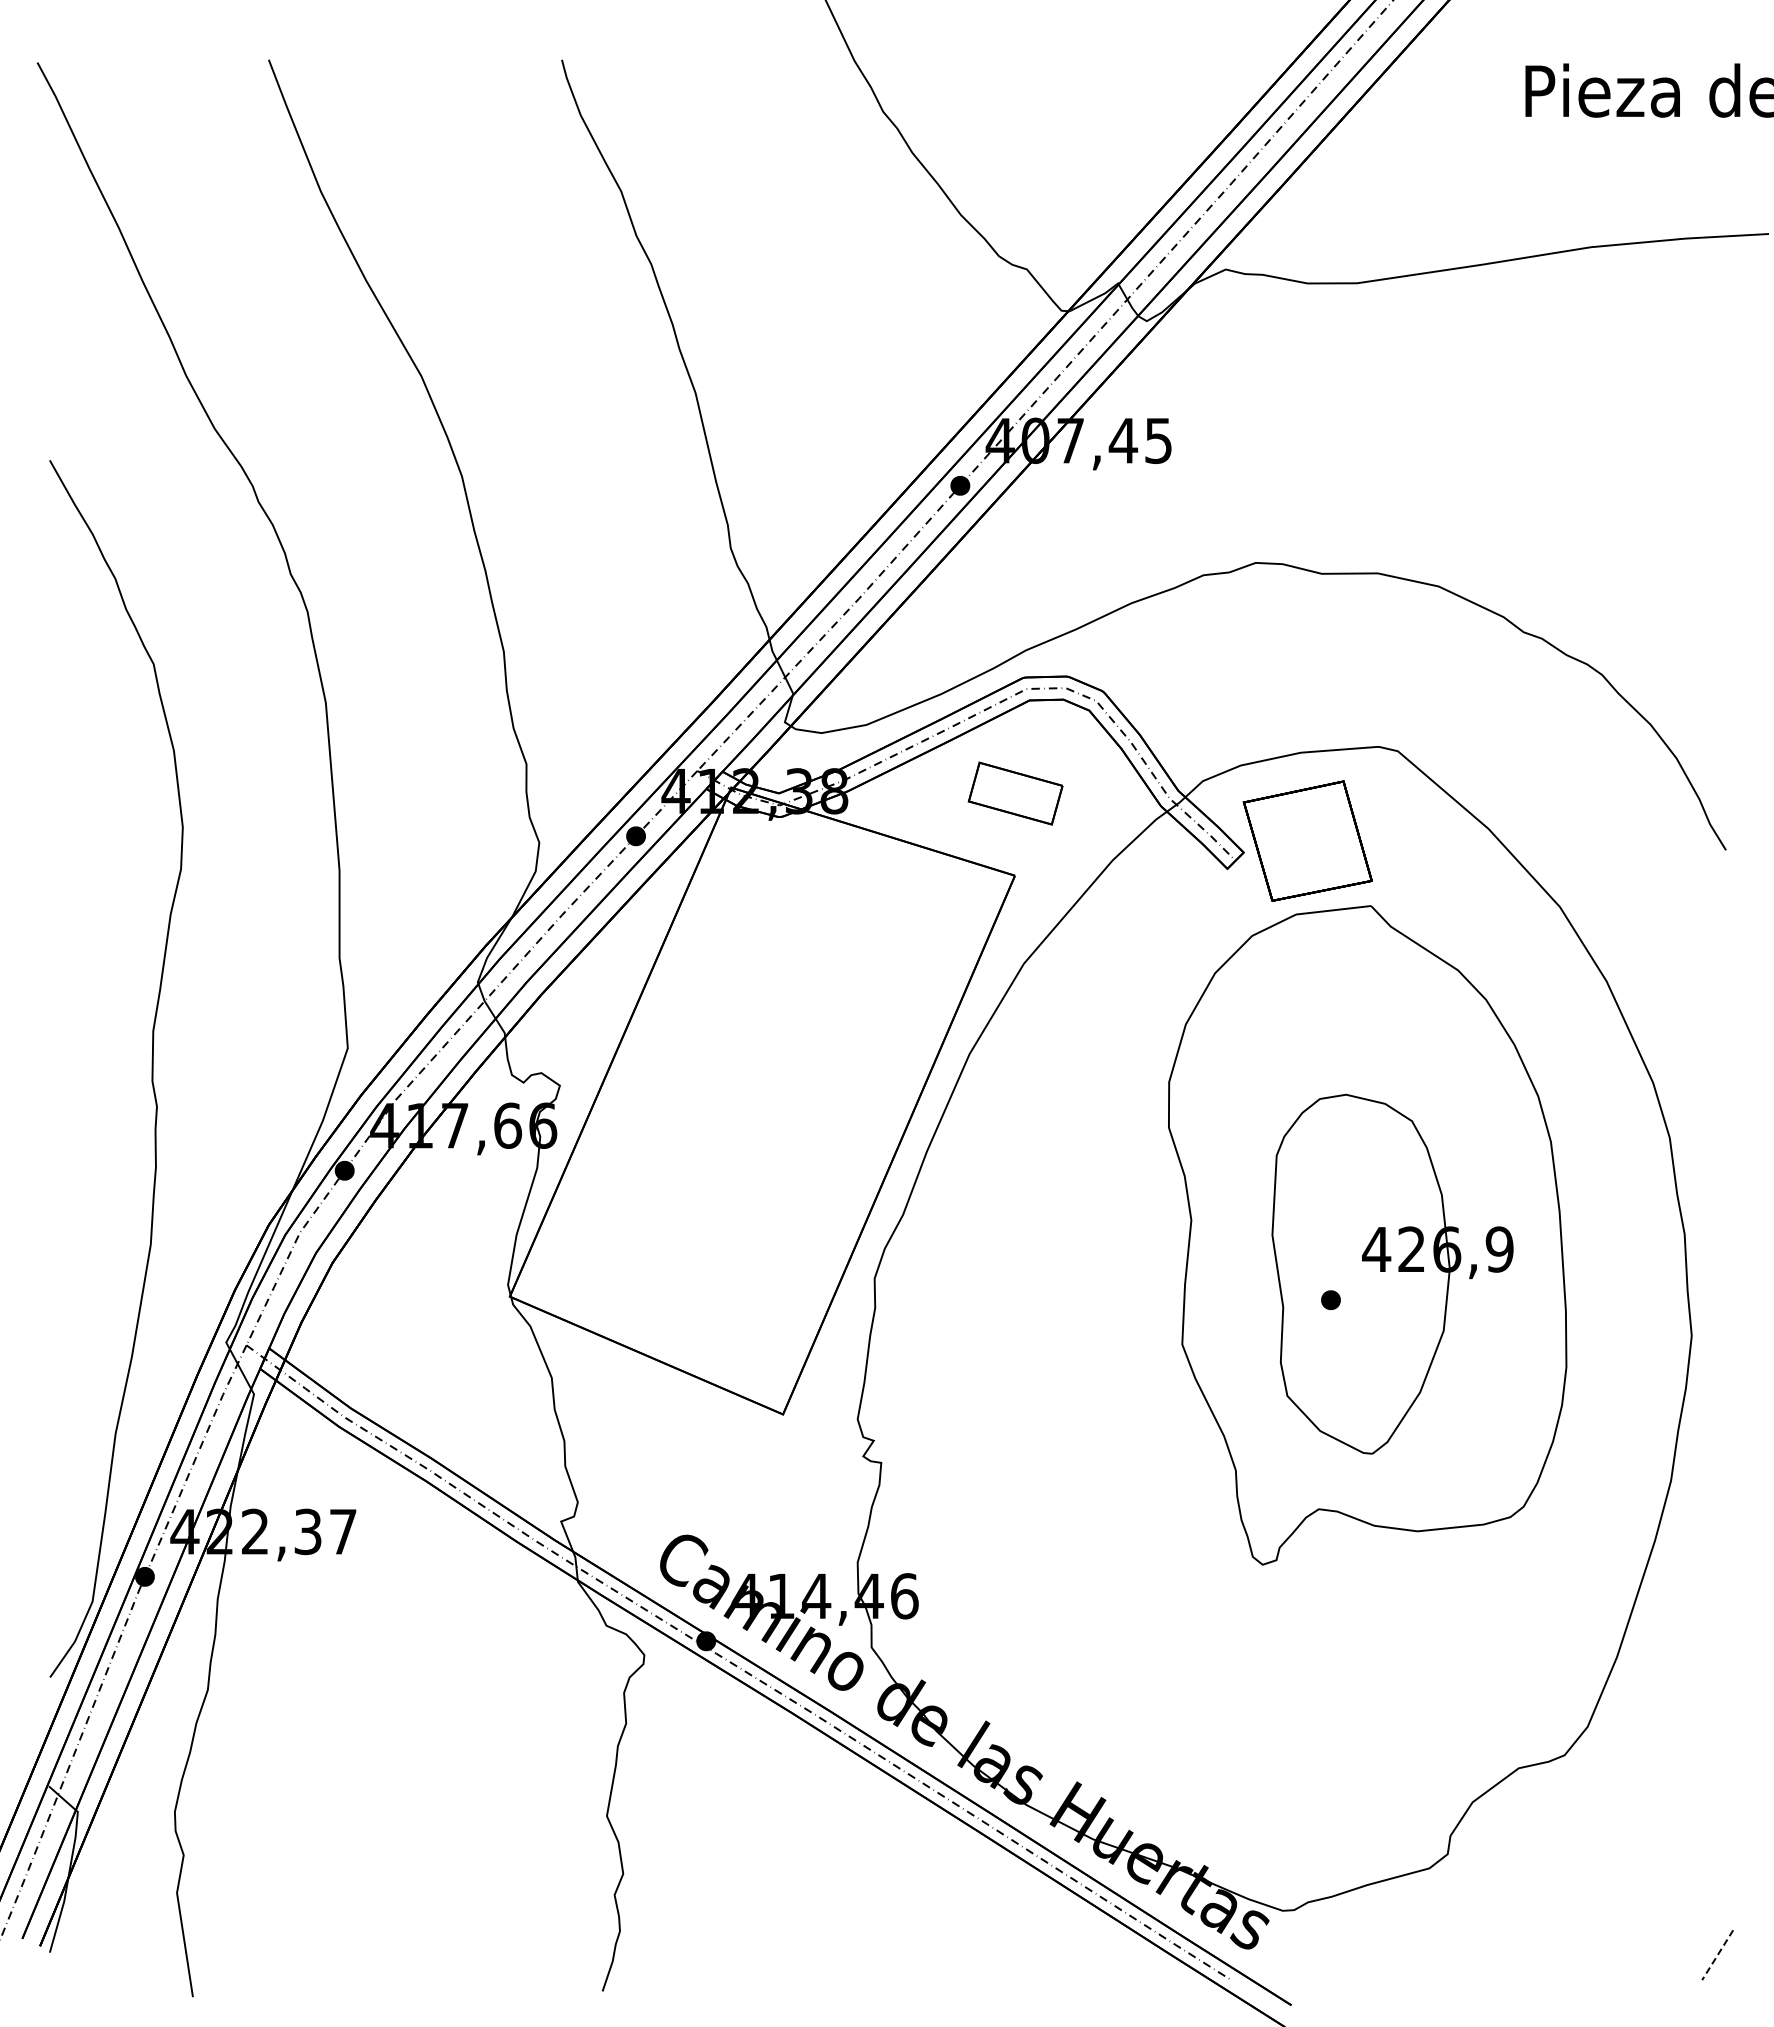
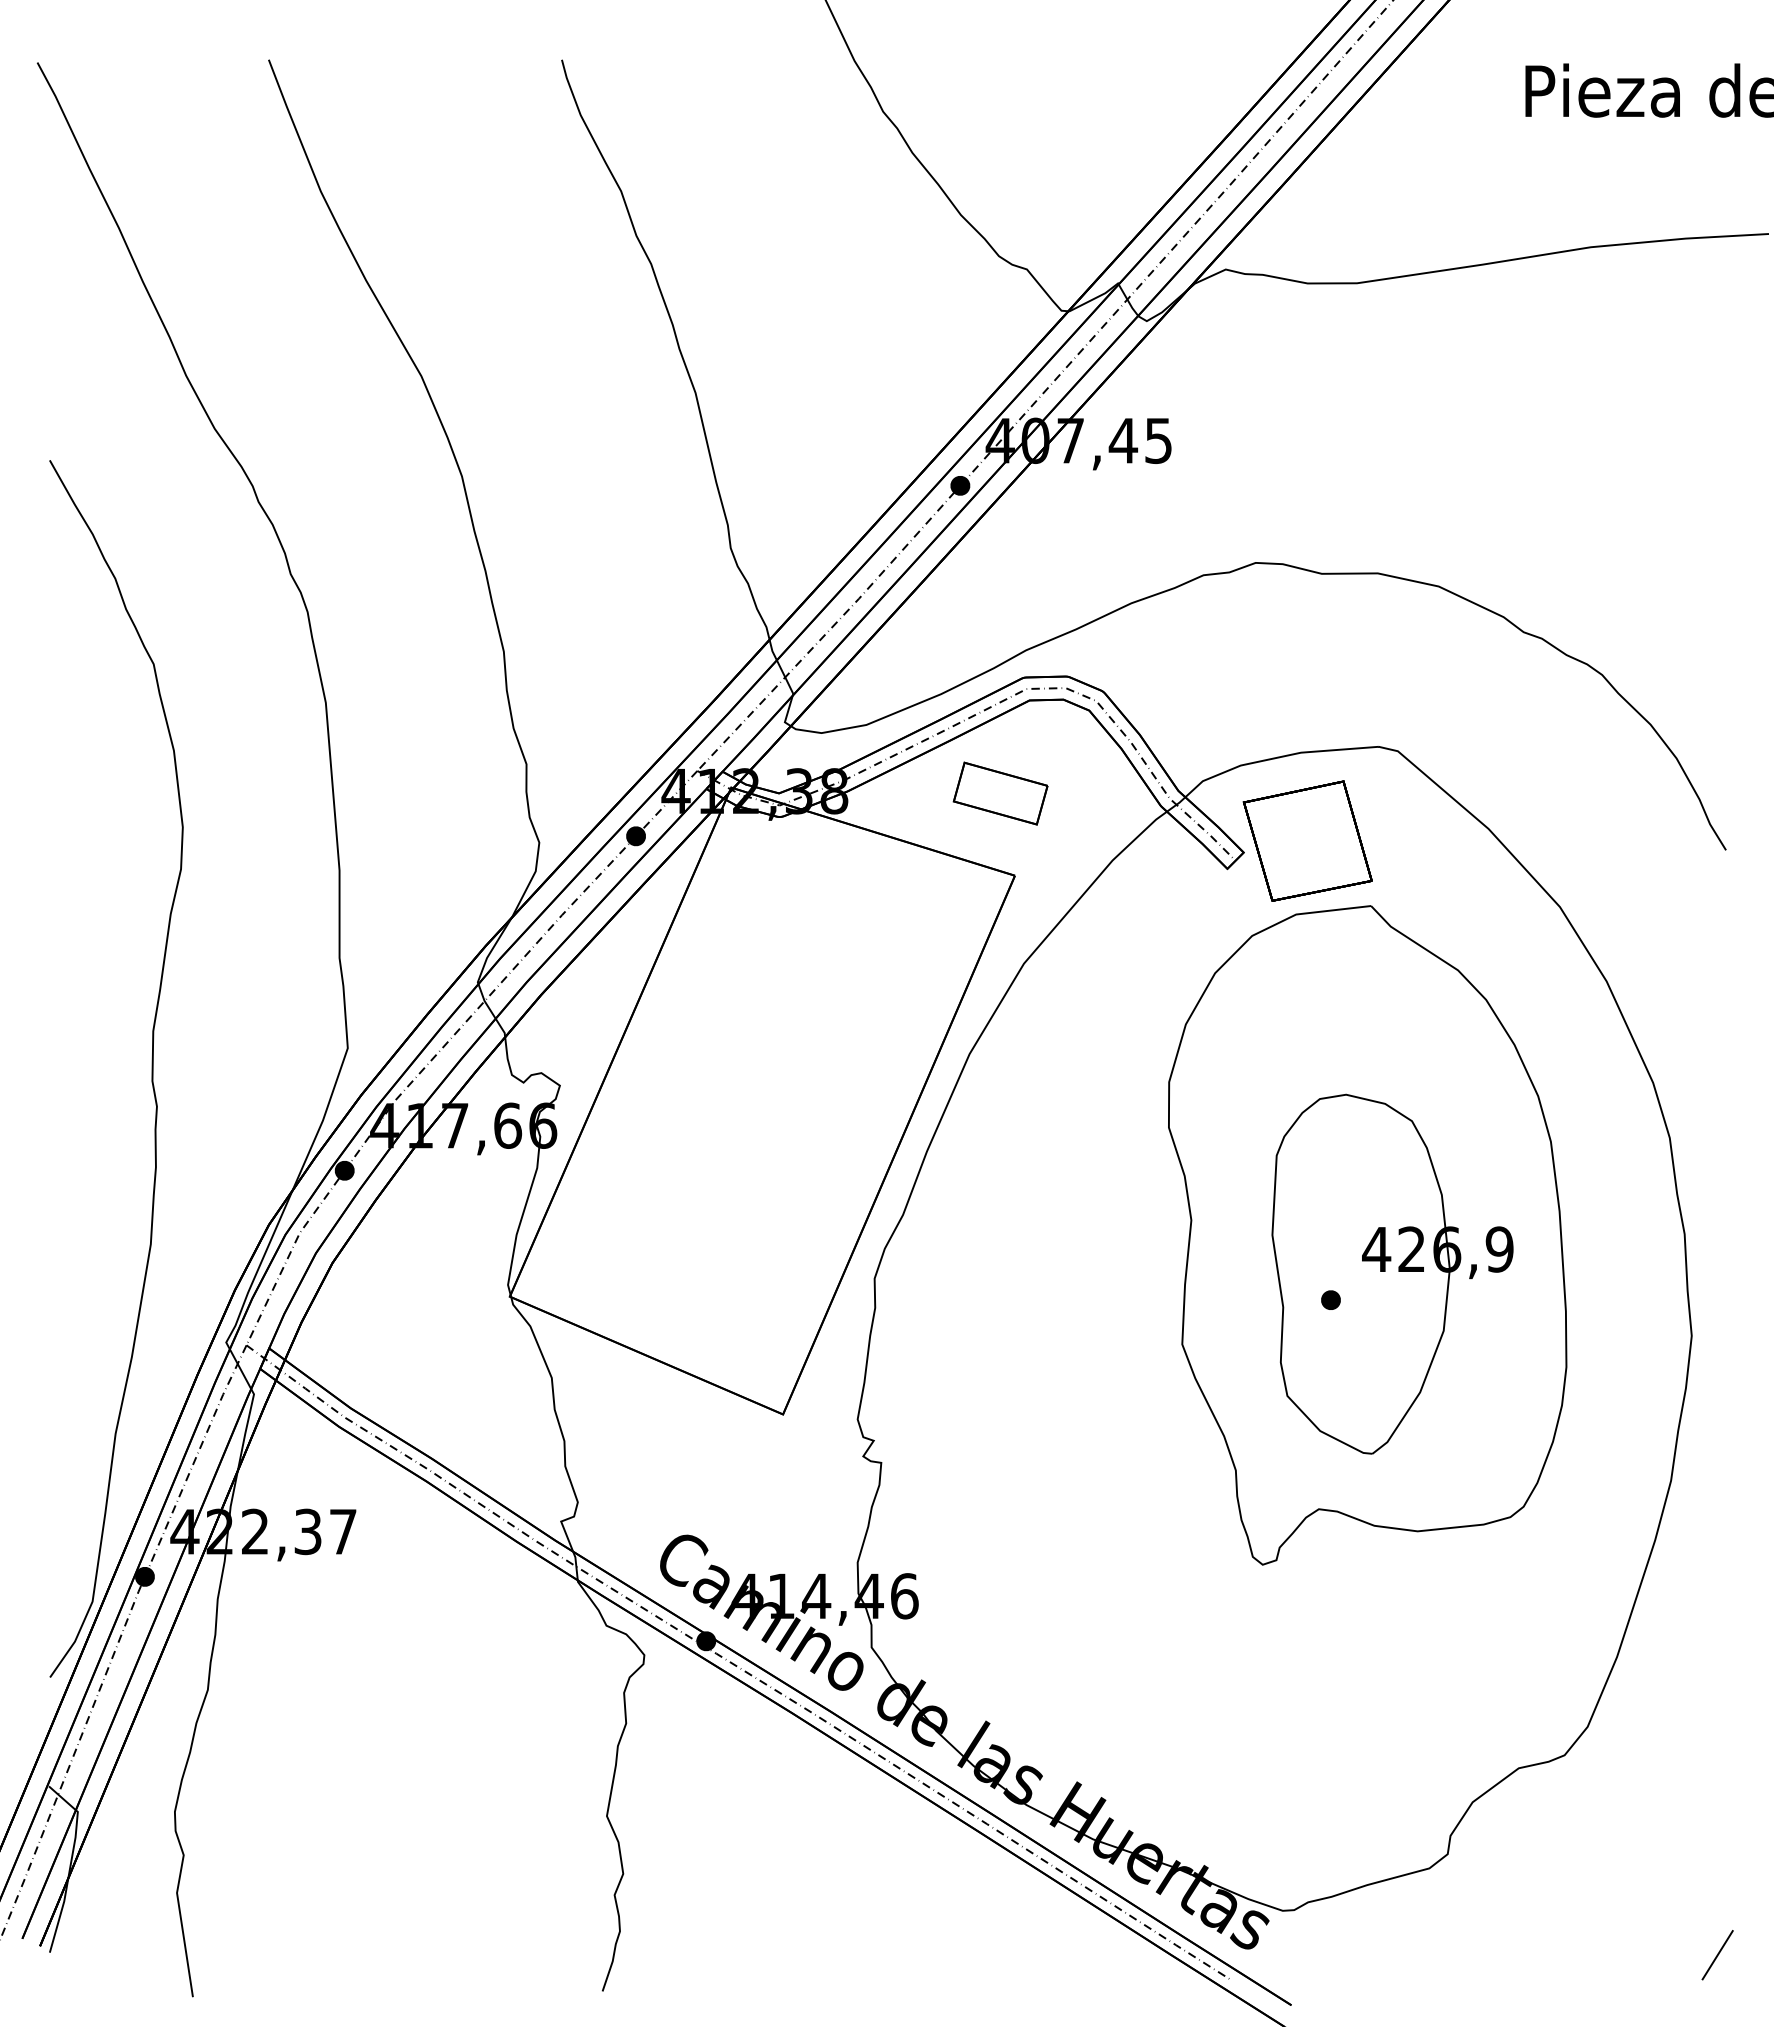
part position: (1015, 793) -> (1000, 793) (1000, 793)
line: dashed -> solid (1717, 1955)
